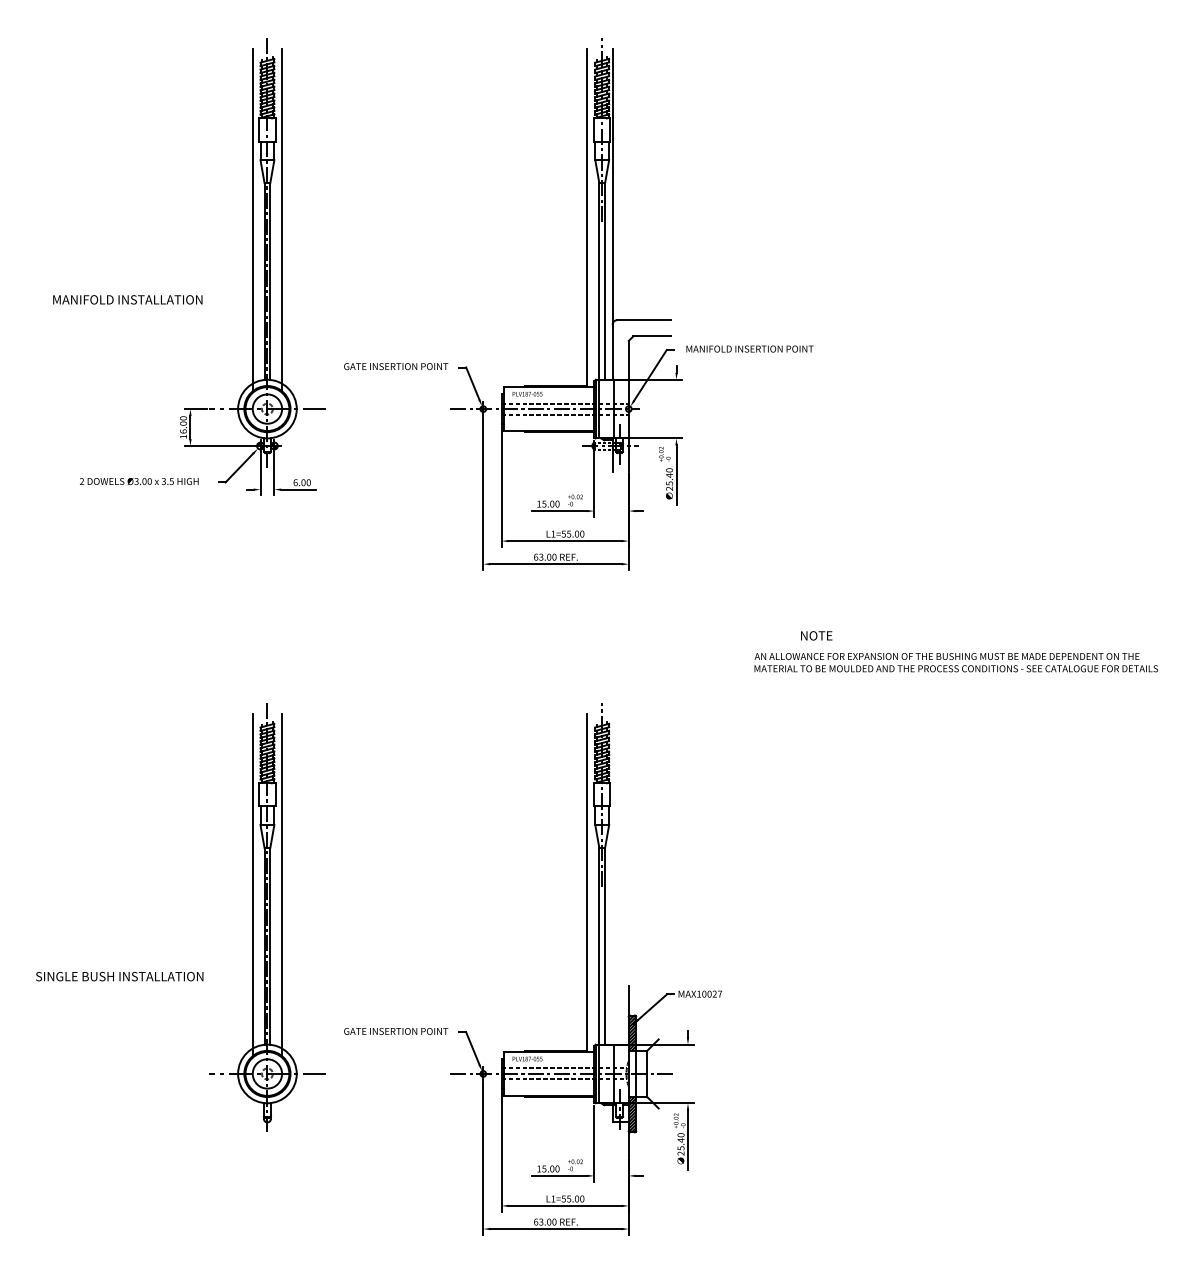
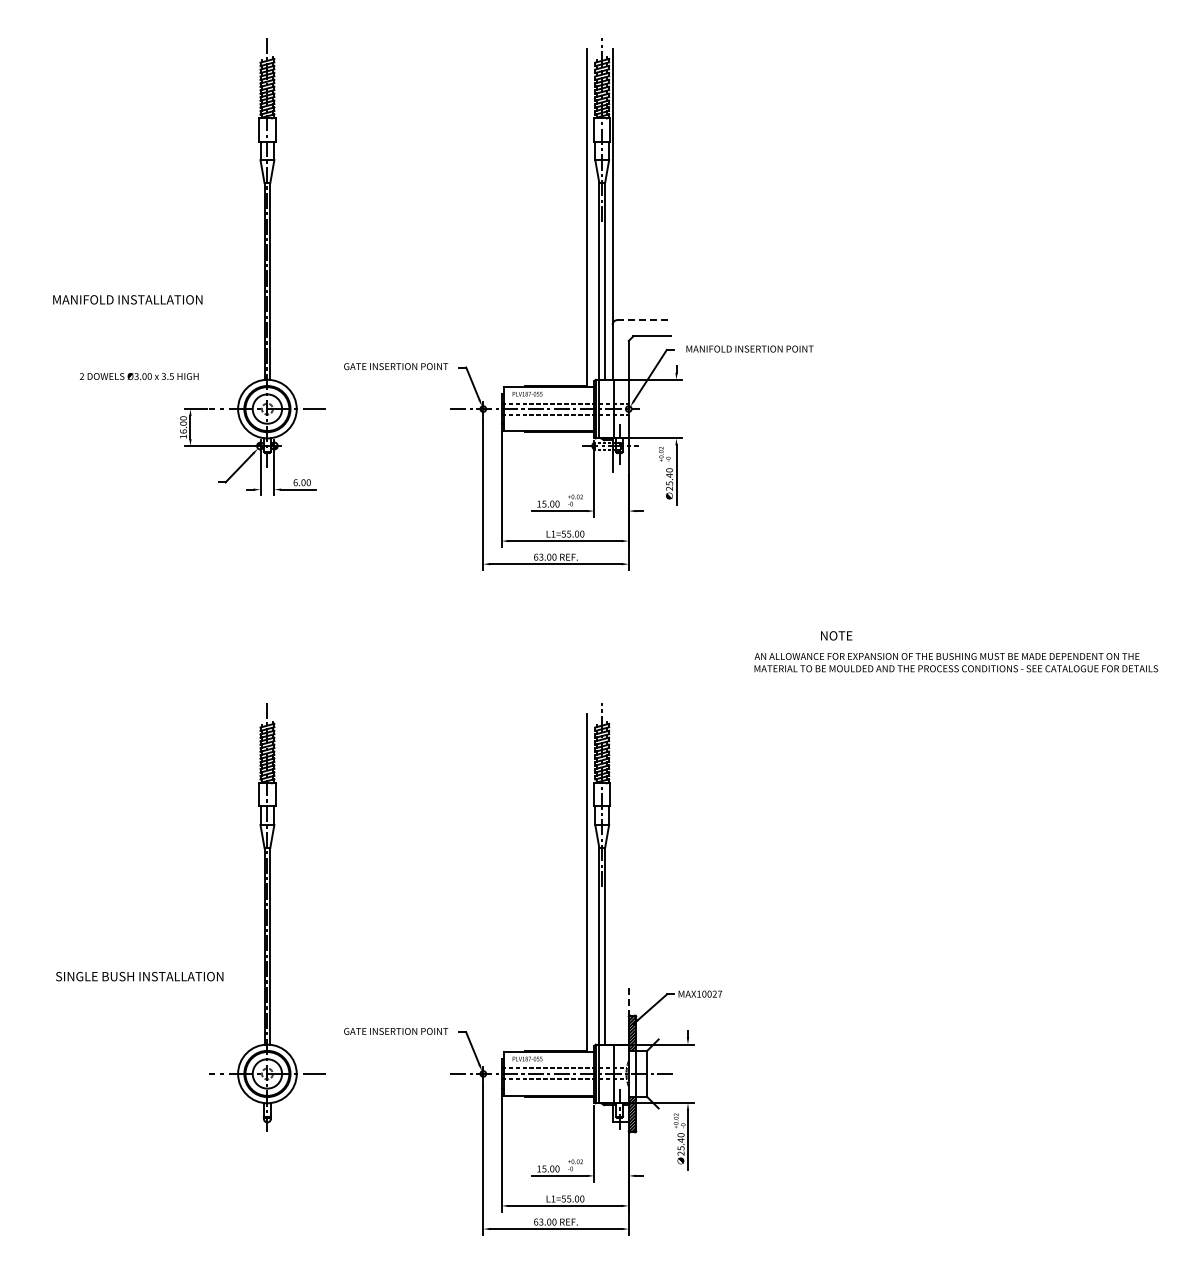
line: present -> none (253, 219)
line: present -> none (281, 219)
line: solid -> dashed (644, 320)
text position: (139, 481) -> (139, 376) (139, 376)
text position: (816, 635) -> (836, 635) (836, 635)
line: present -> none (253, 884)
line: present -> none (281, 884)
text position: (119, 976) -> (139, 976) (139, 976)
line: solid -> dashed (628, 1001)
